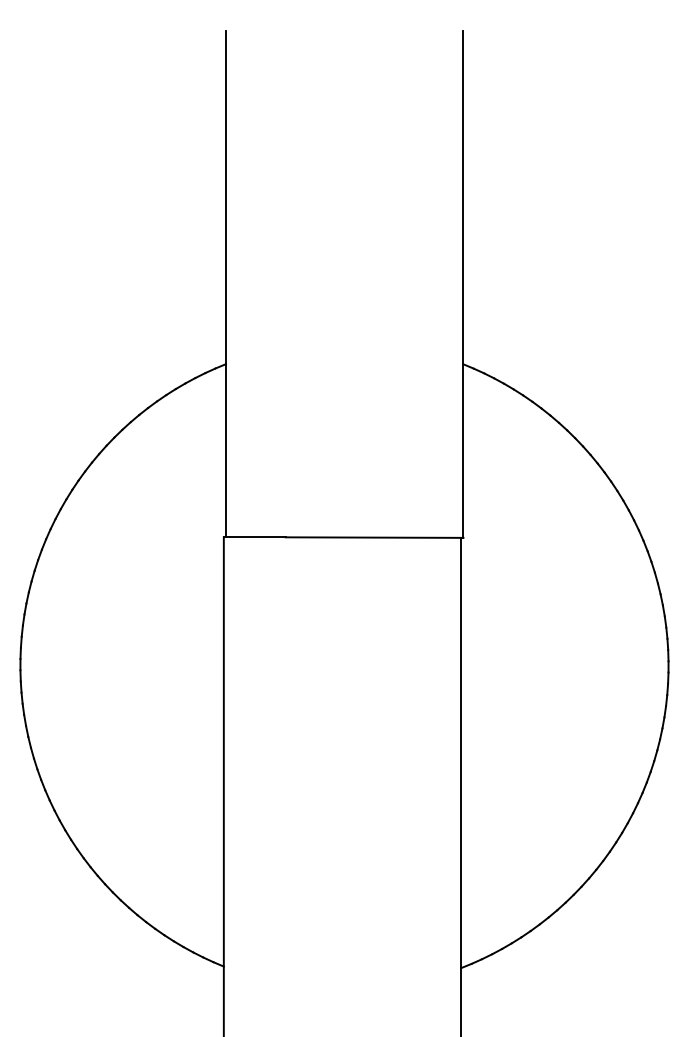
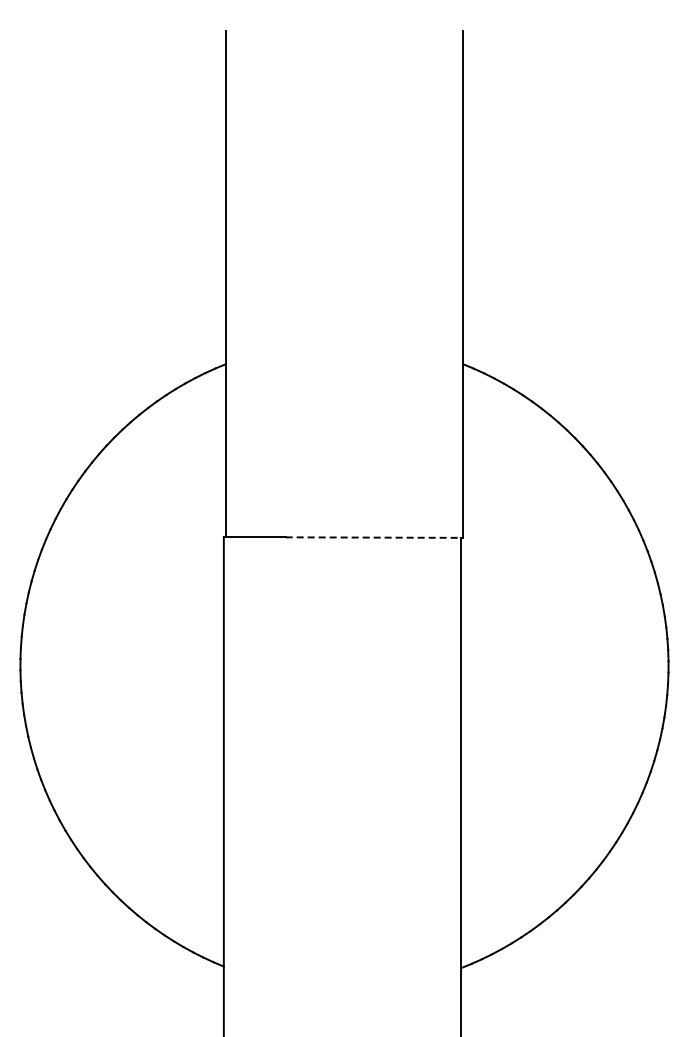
line: solid -> dashed (374, 537)
